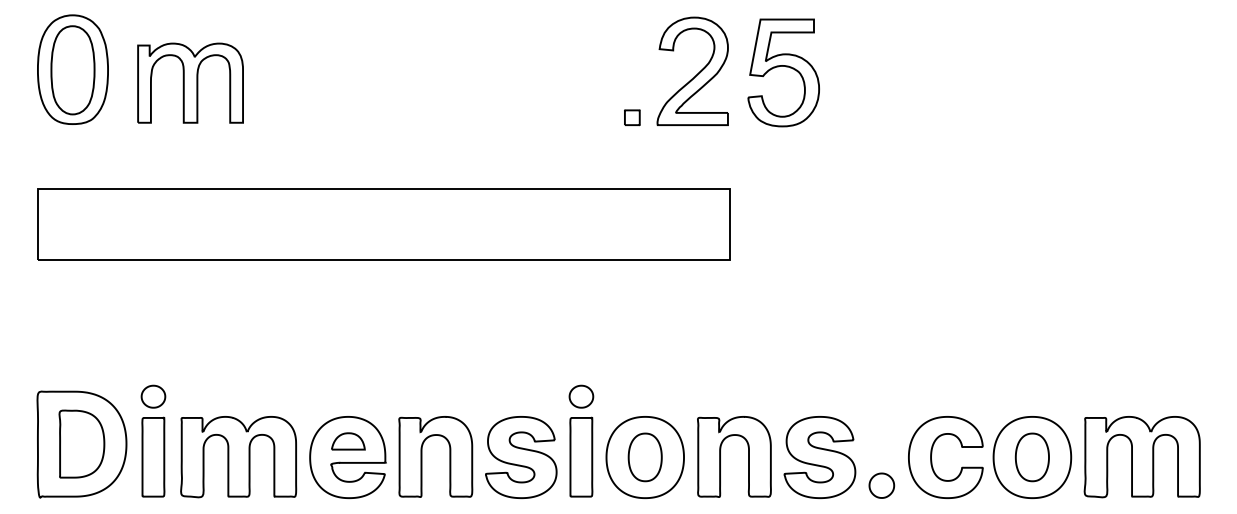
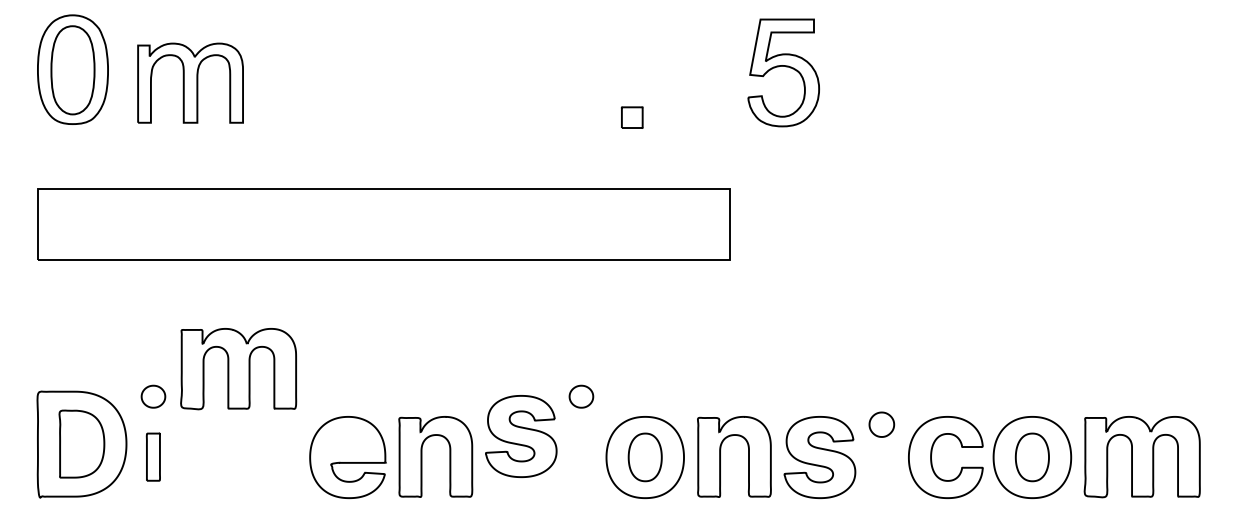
part: present -> none (692, 70)
part size: 17x18 px -> 24x23 px (631, 117)
part: present -> none (348, 441)
part size: 25x82 px -> 16x50 px (152, 456)
part: present -> none (581, 456)
part position: (238, 457) -> (238, 369) (238, 369)
part position: (521, 457) -> (521, 436) (521, 436)
part position: (881, 485) -> (881, 424) (881, 424)
